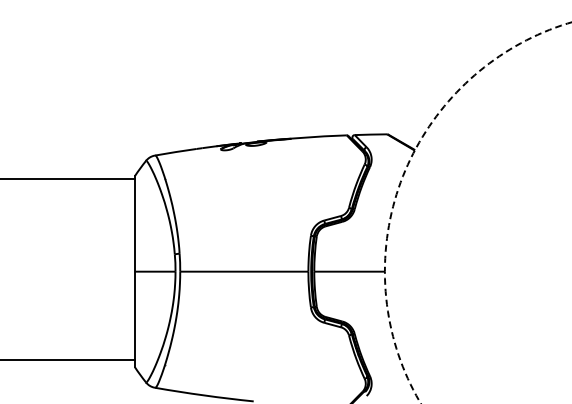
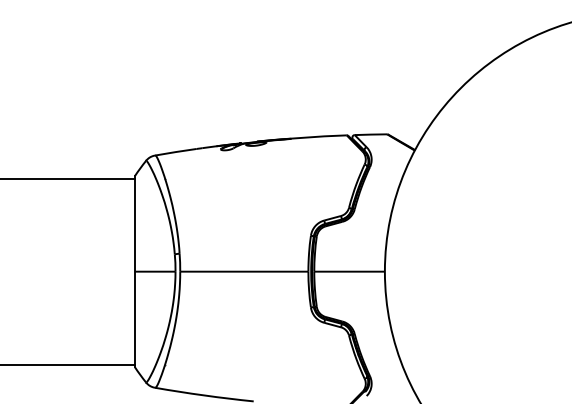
circle: dashed -> solid (477, 212)
line position: (68, 359) -> (68, 364) (68, 364)
